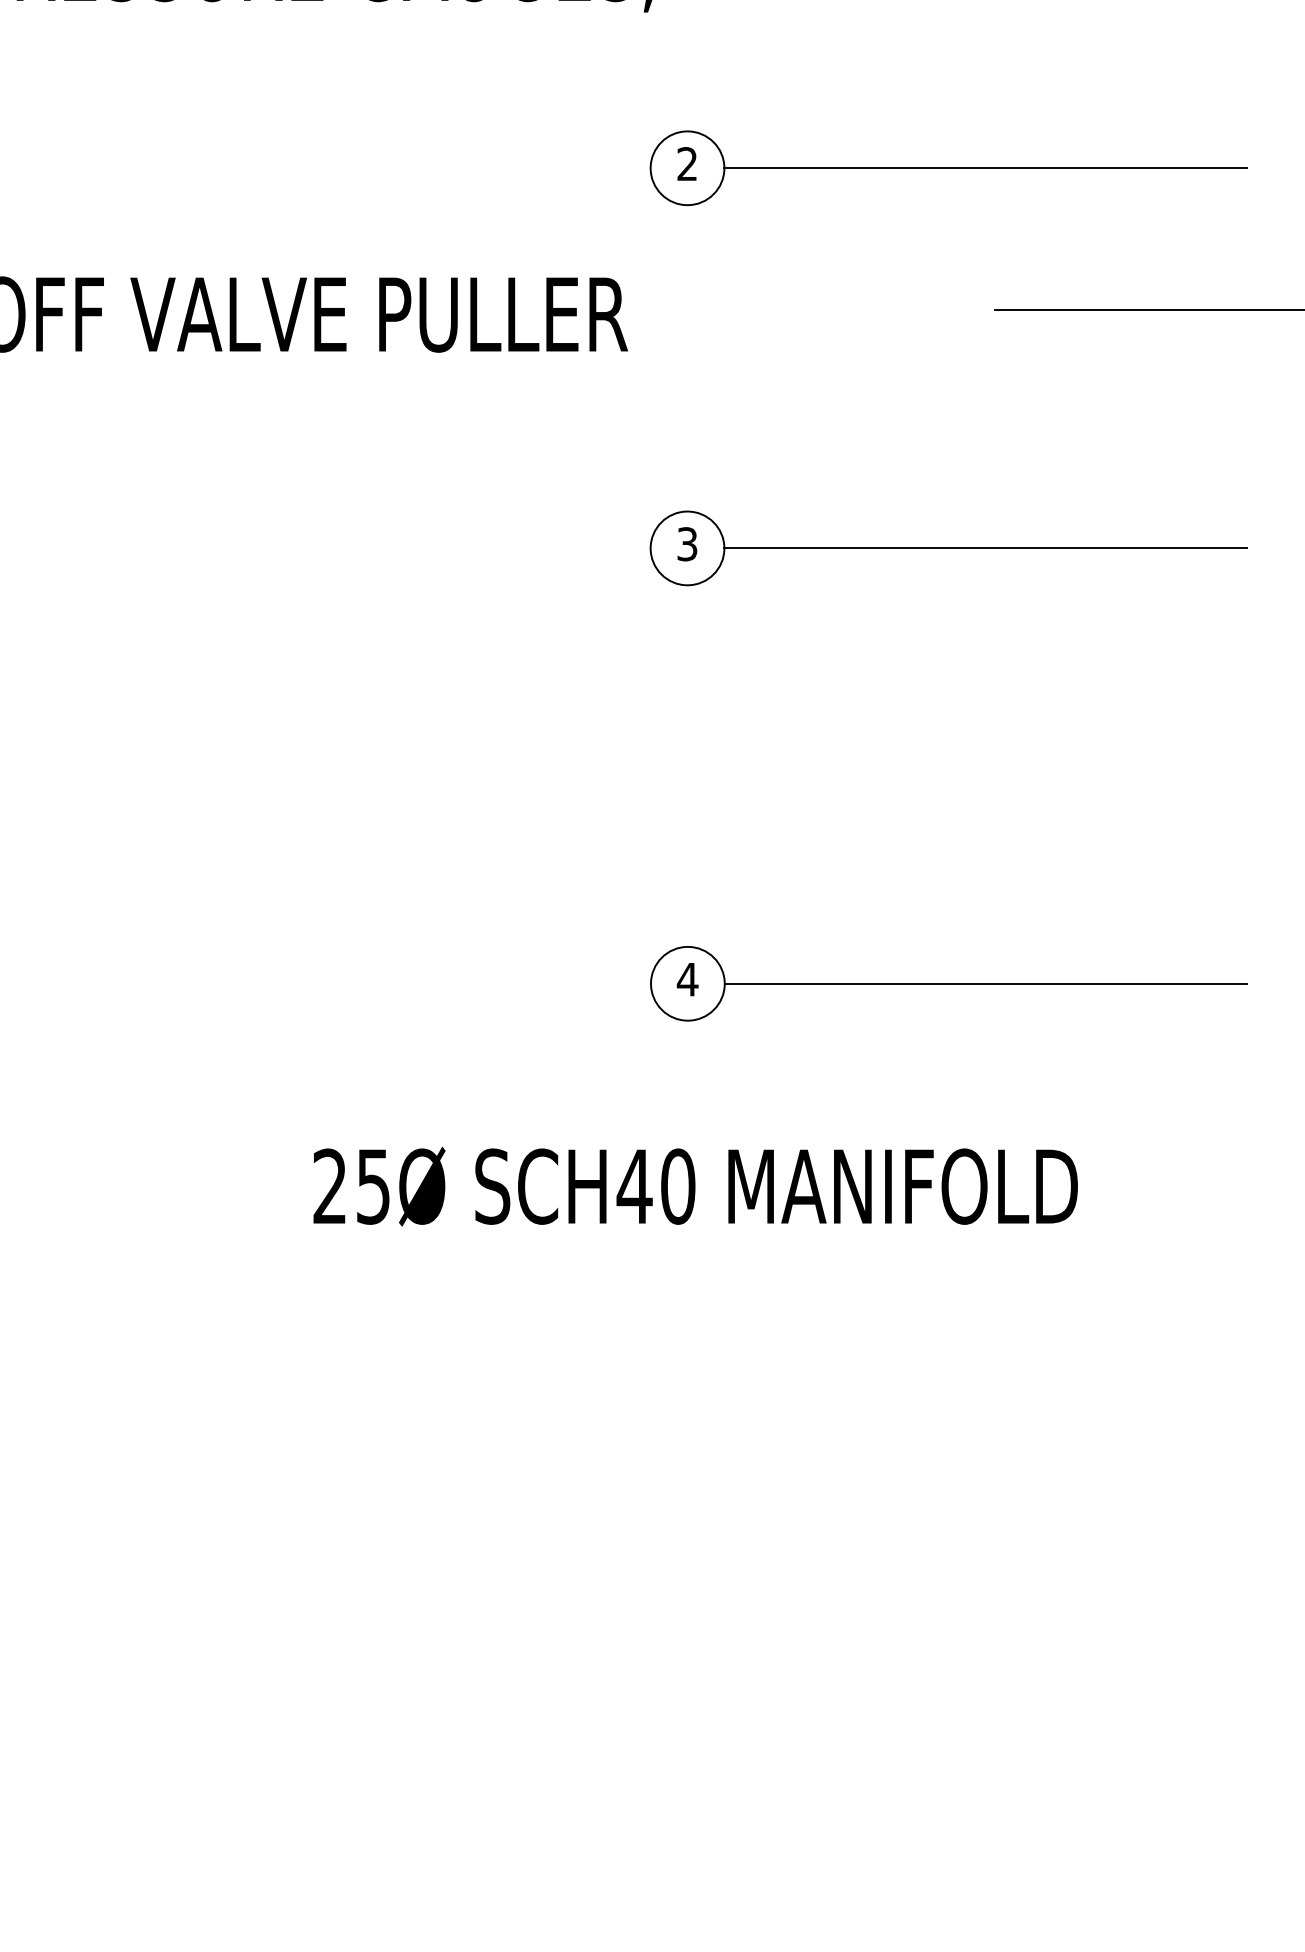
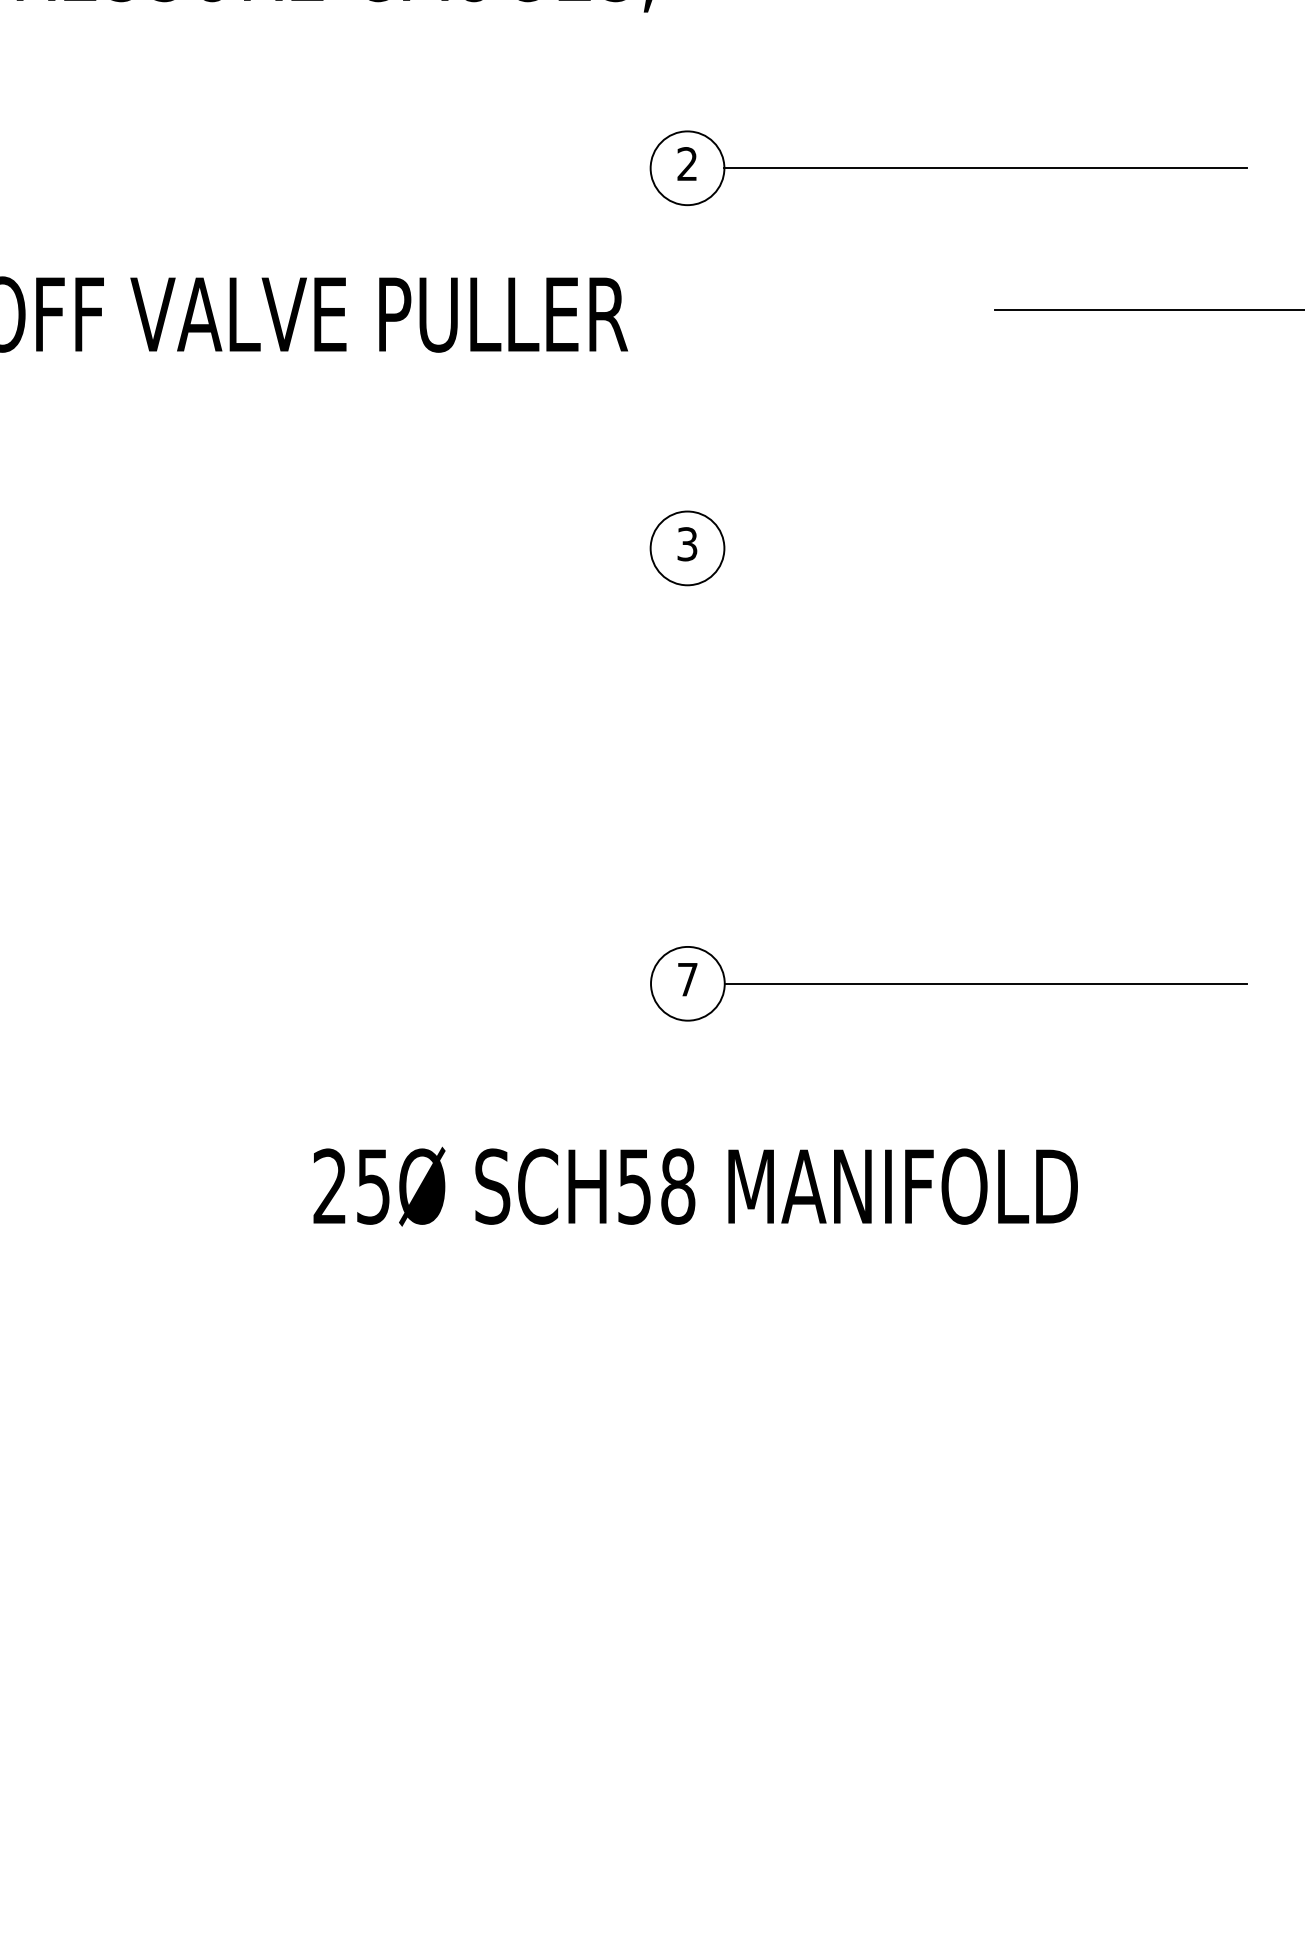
line: present -> none (985, 548)
text: 4 -> 7 (687, 979)
text: SCH40 -> SCH58 (655, 1186)
